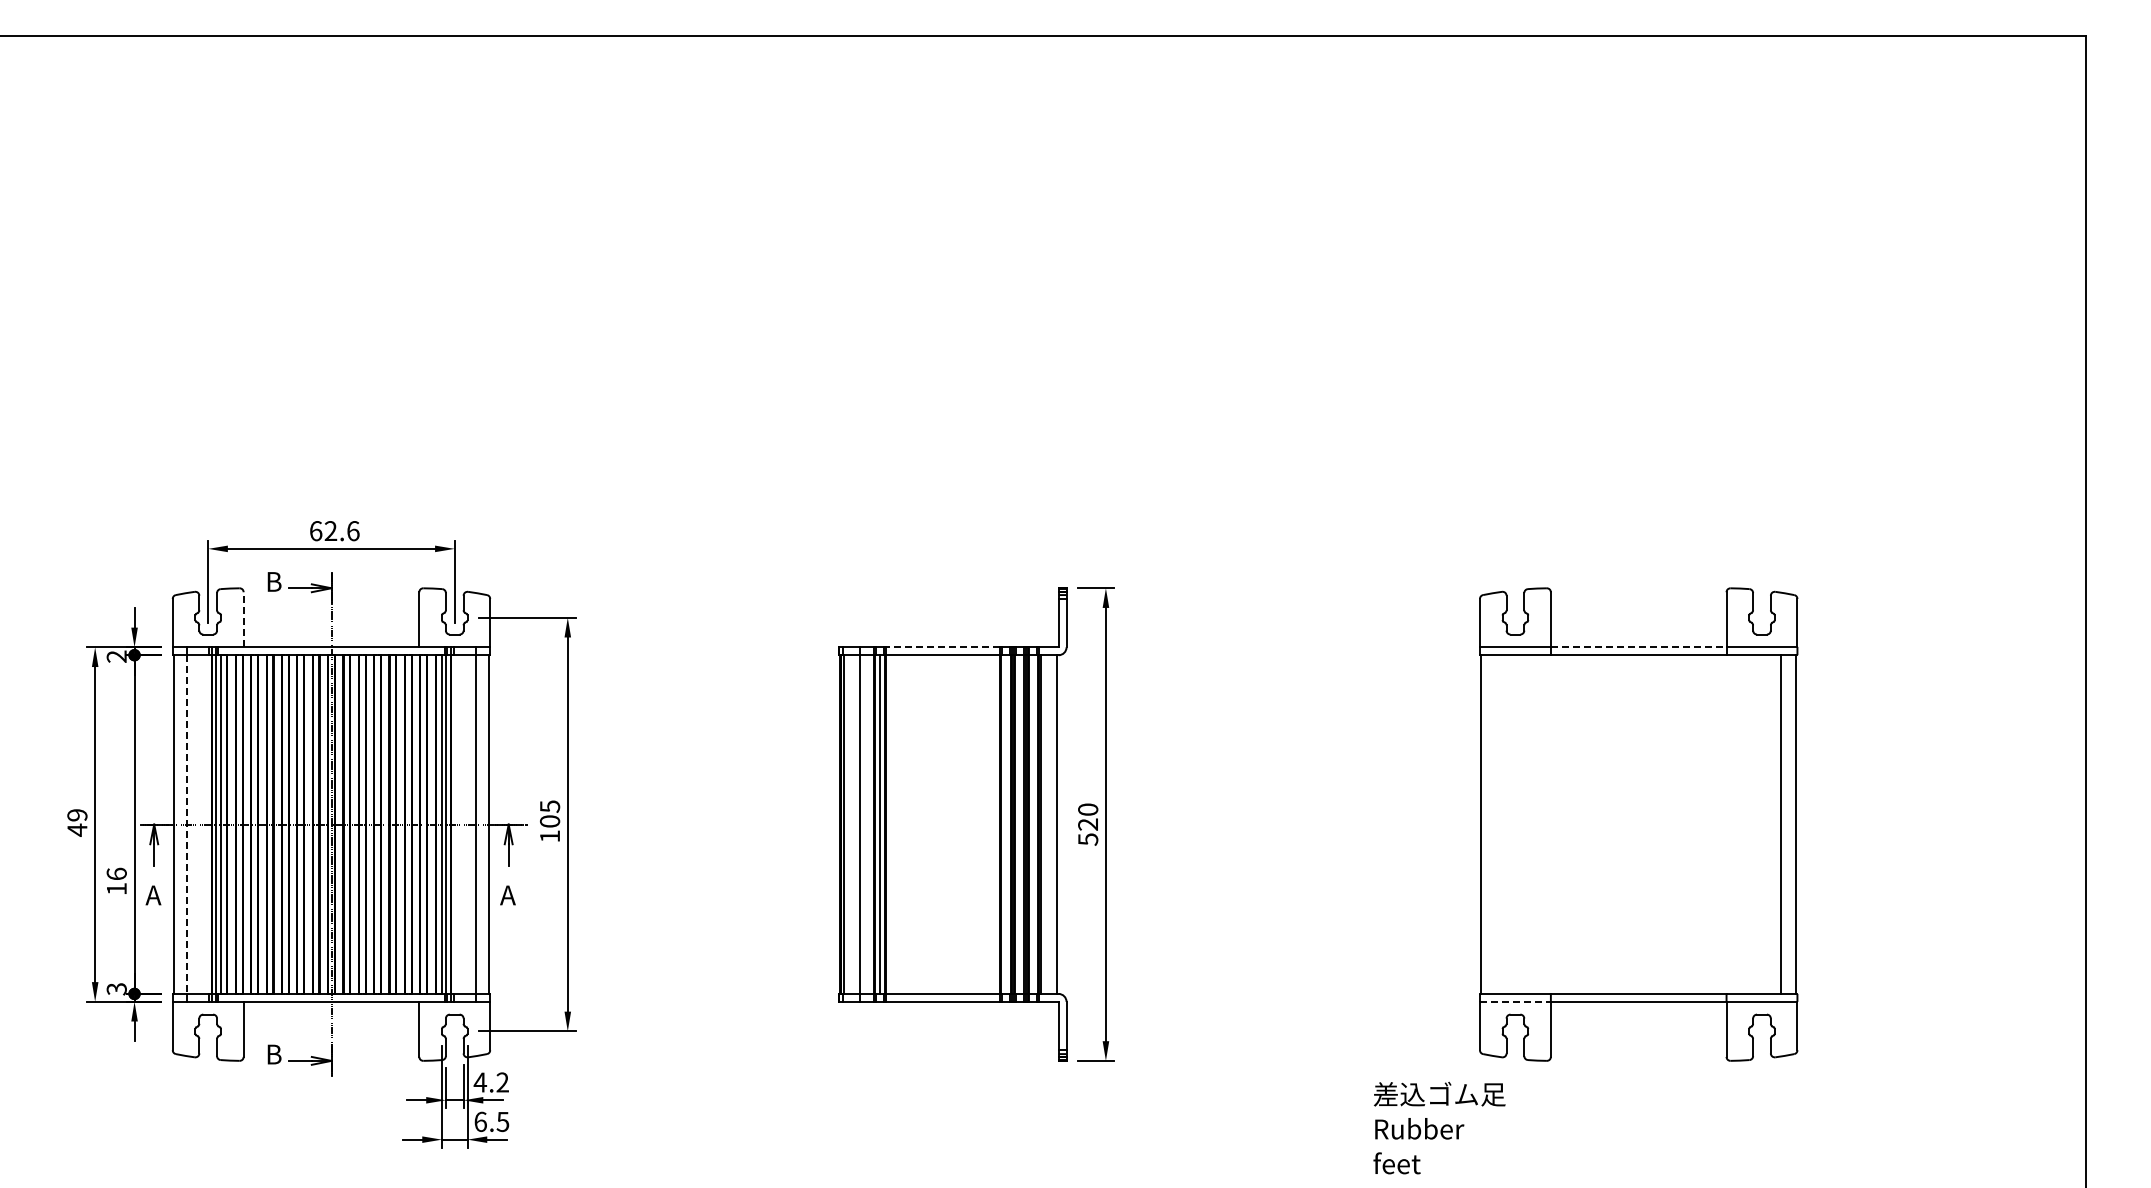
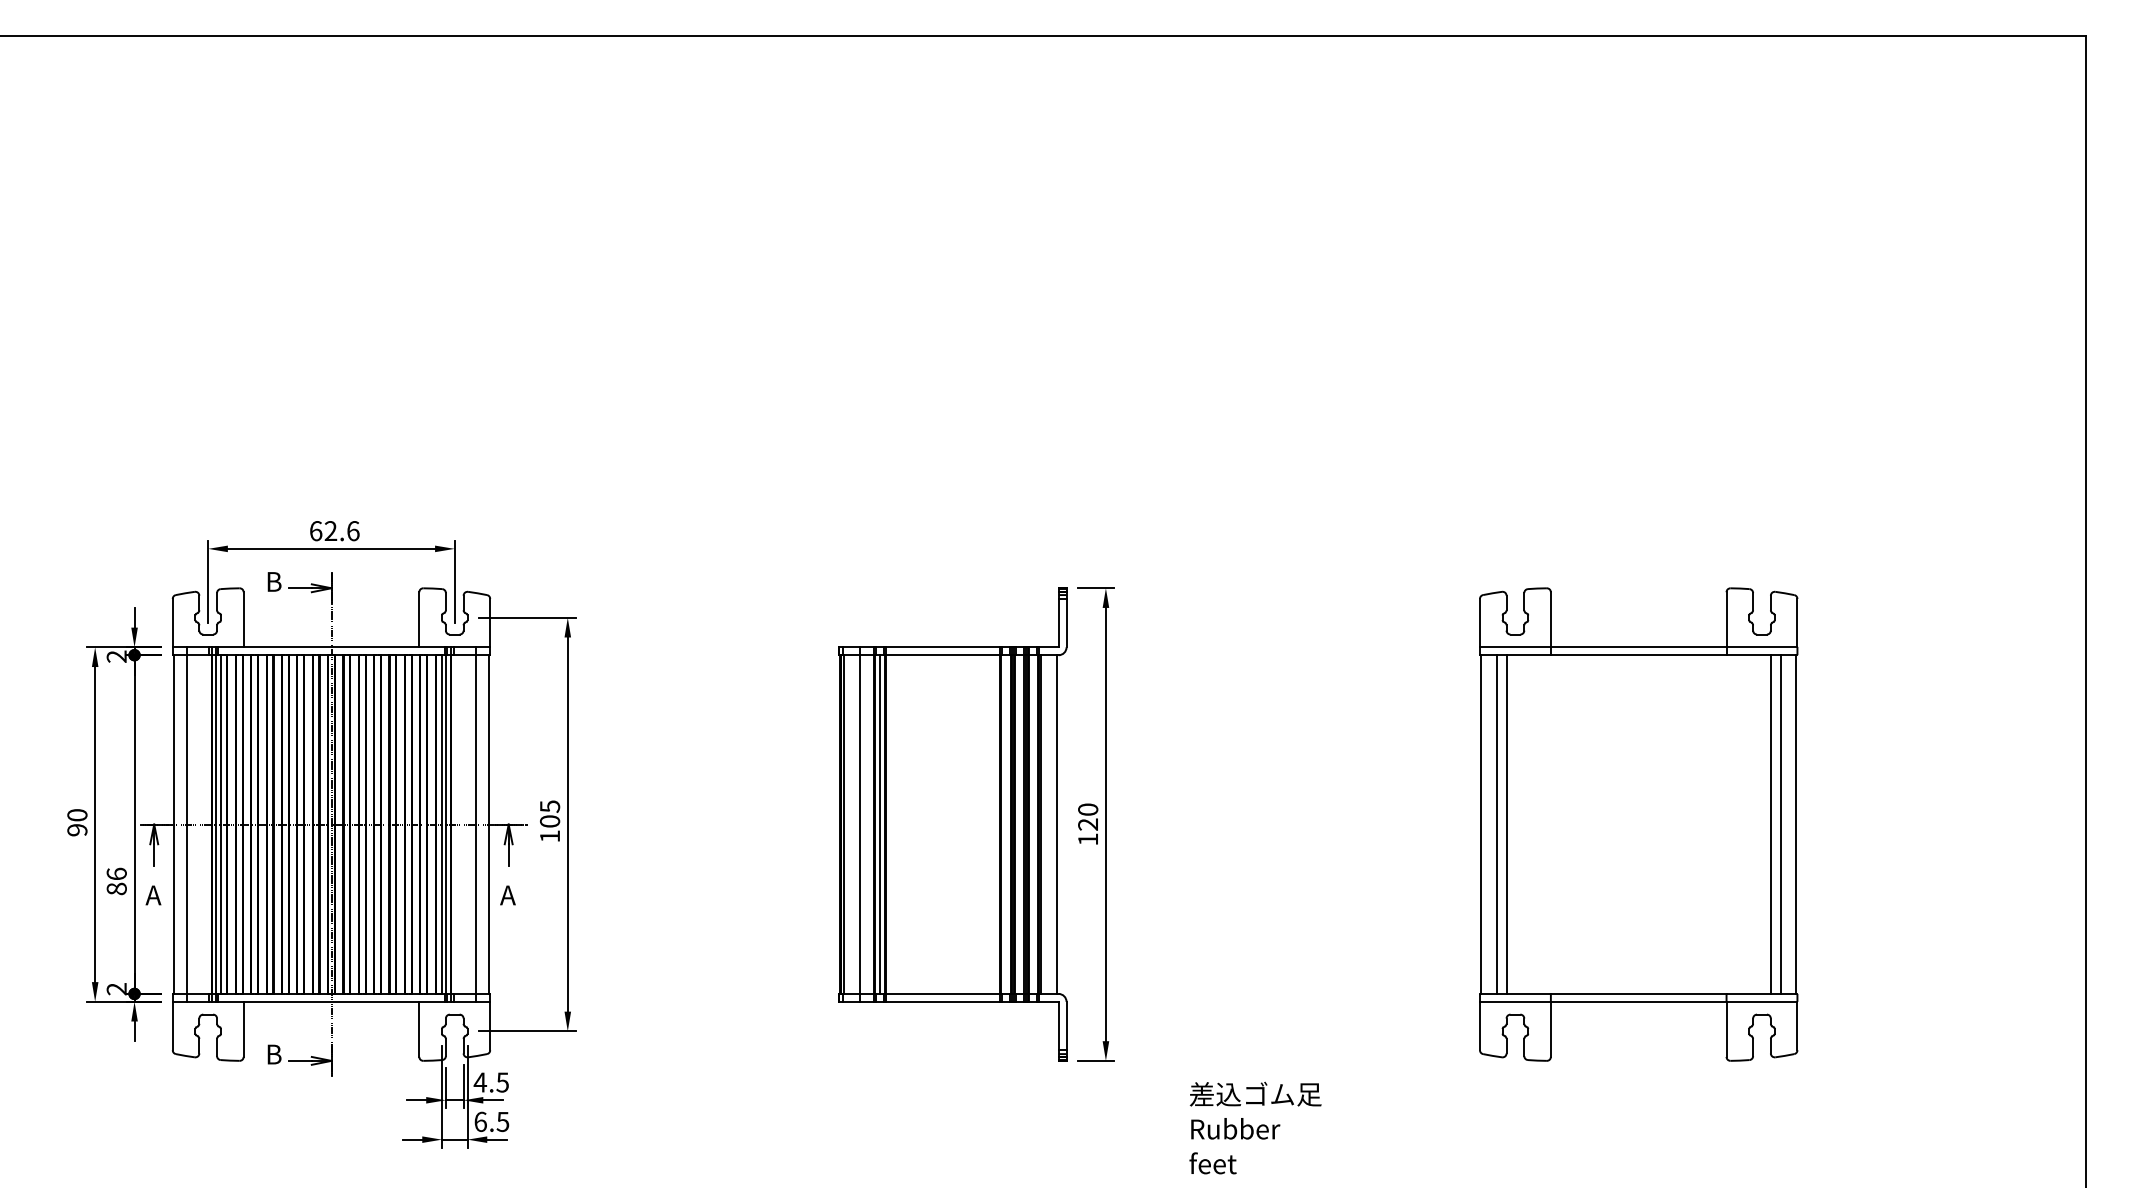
line: dashed -> solid (243, 619)
line: dashed -> solid (942, 647)
line: dashed -> solid (1638, 647)
text: 49 -> 90 (77, 822)
line: none -> present (1496, 824)
line: none -> present (1506, 824)
line: none -> present (1770, 824)
line: dashed -> solid (187, 825)
text: 520 -> 120 (1088, 839)
text: 16 -> 86 (116, 888)
text: 3 -> 2 (116, 989)
line: dashed -> solid (1515, 1001)
text: 4.2 -> 4.5 (502, 1082)
text position: (1439, 1127) -> (1255, 1127) (1255, 1127)
